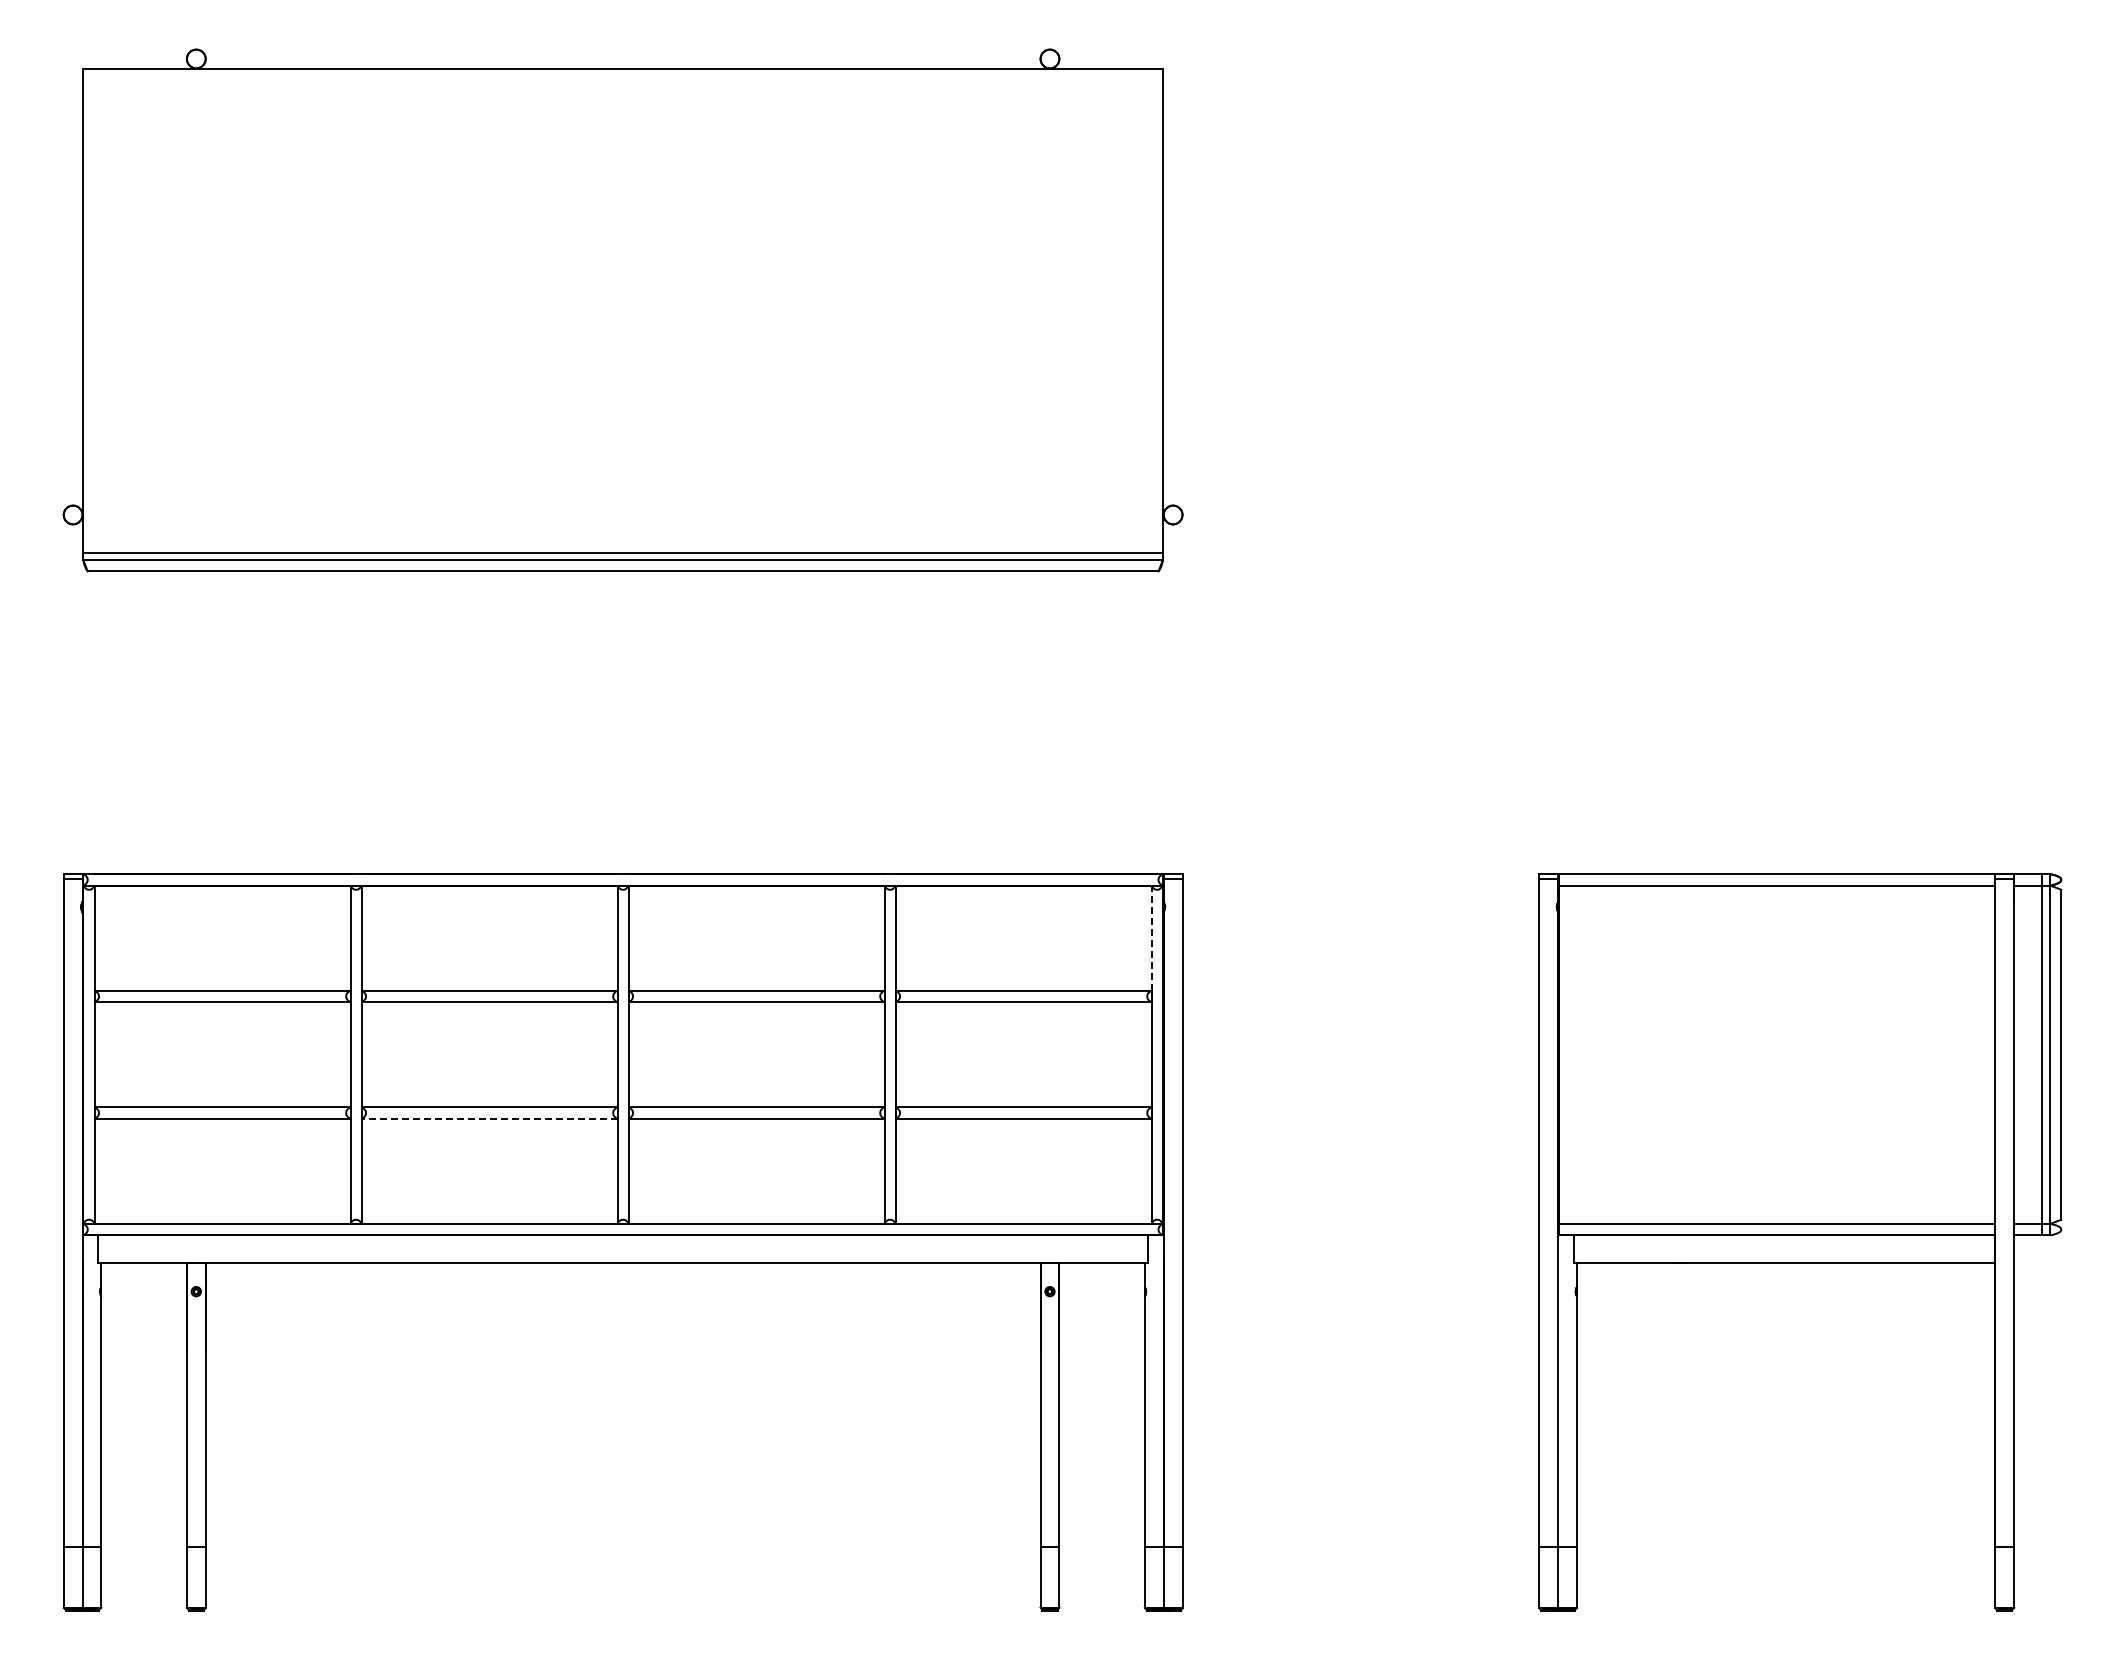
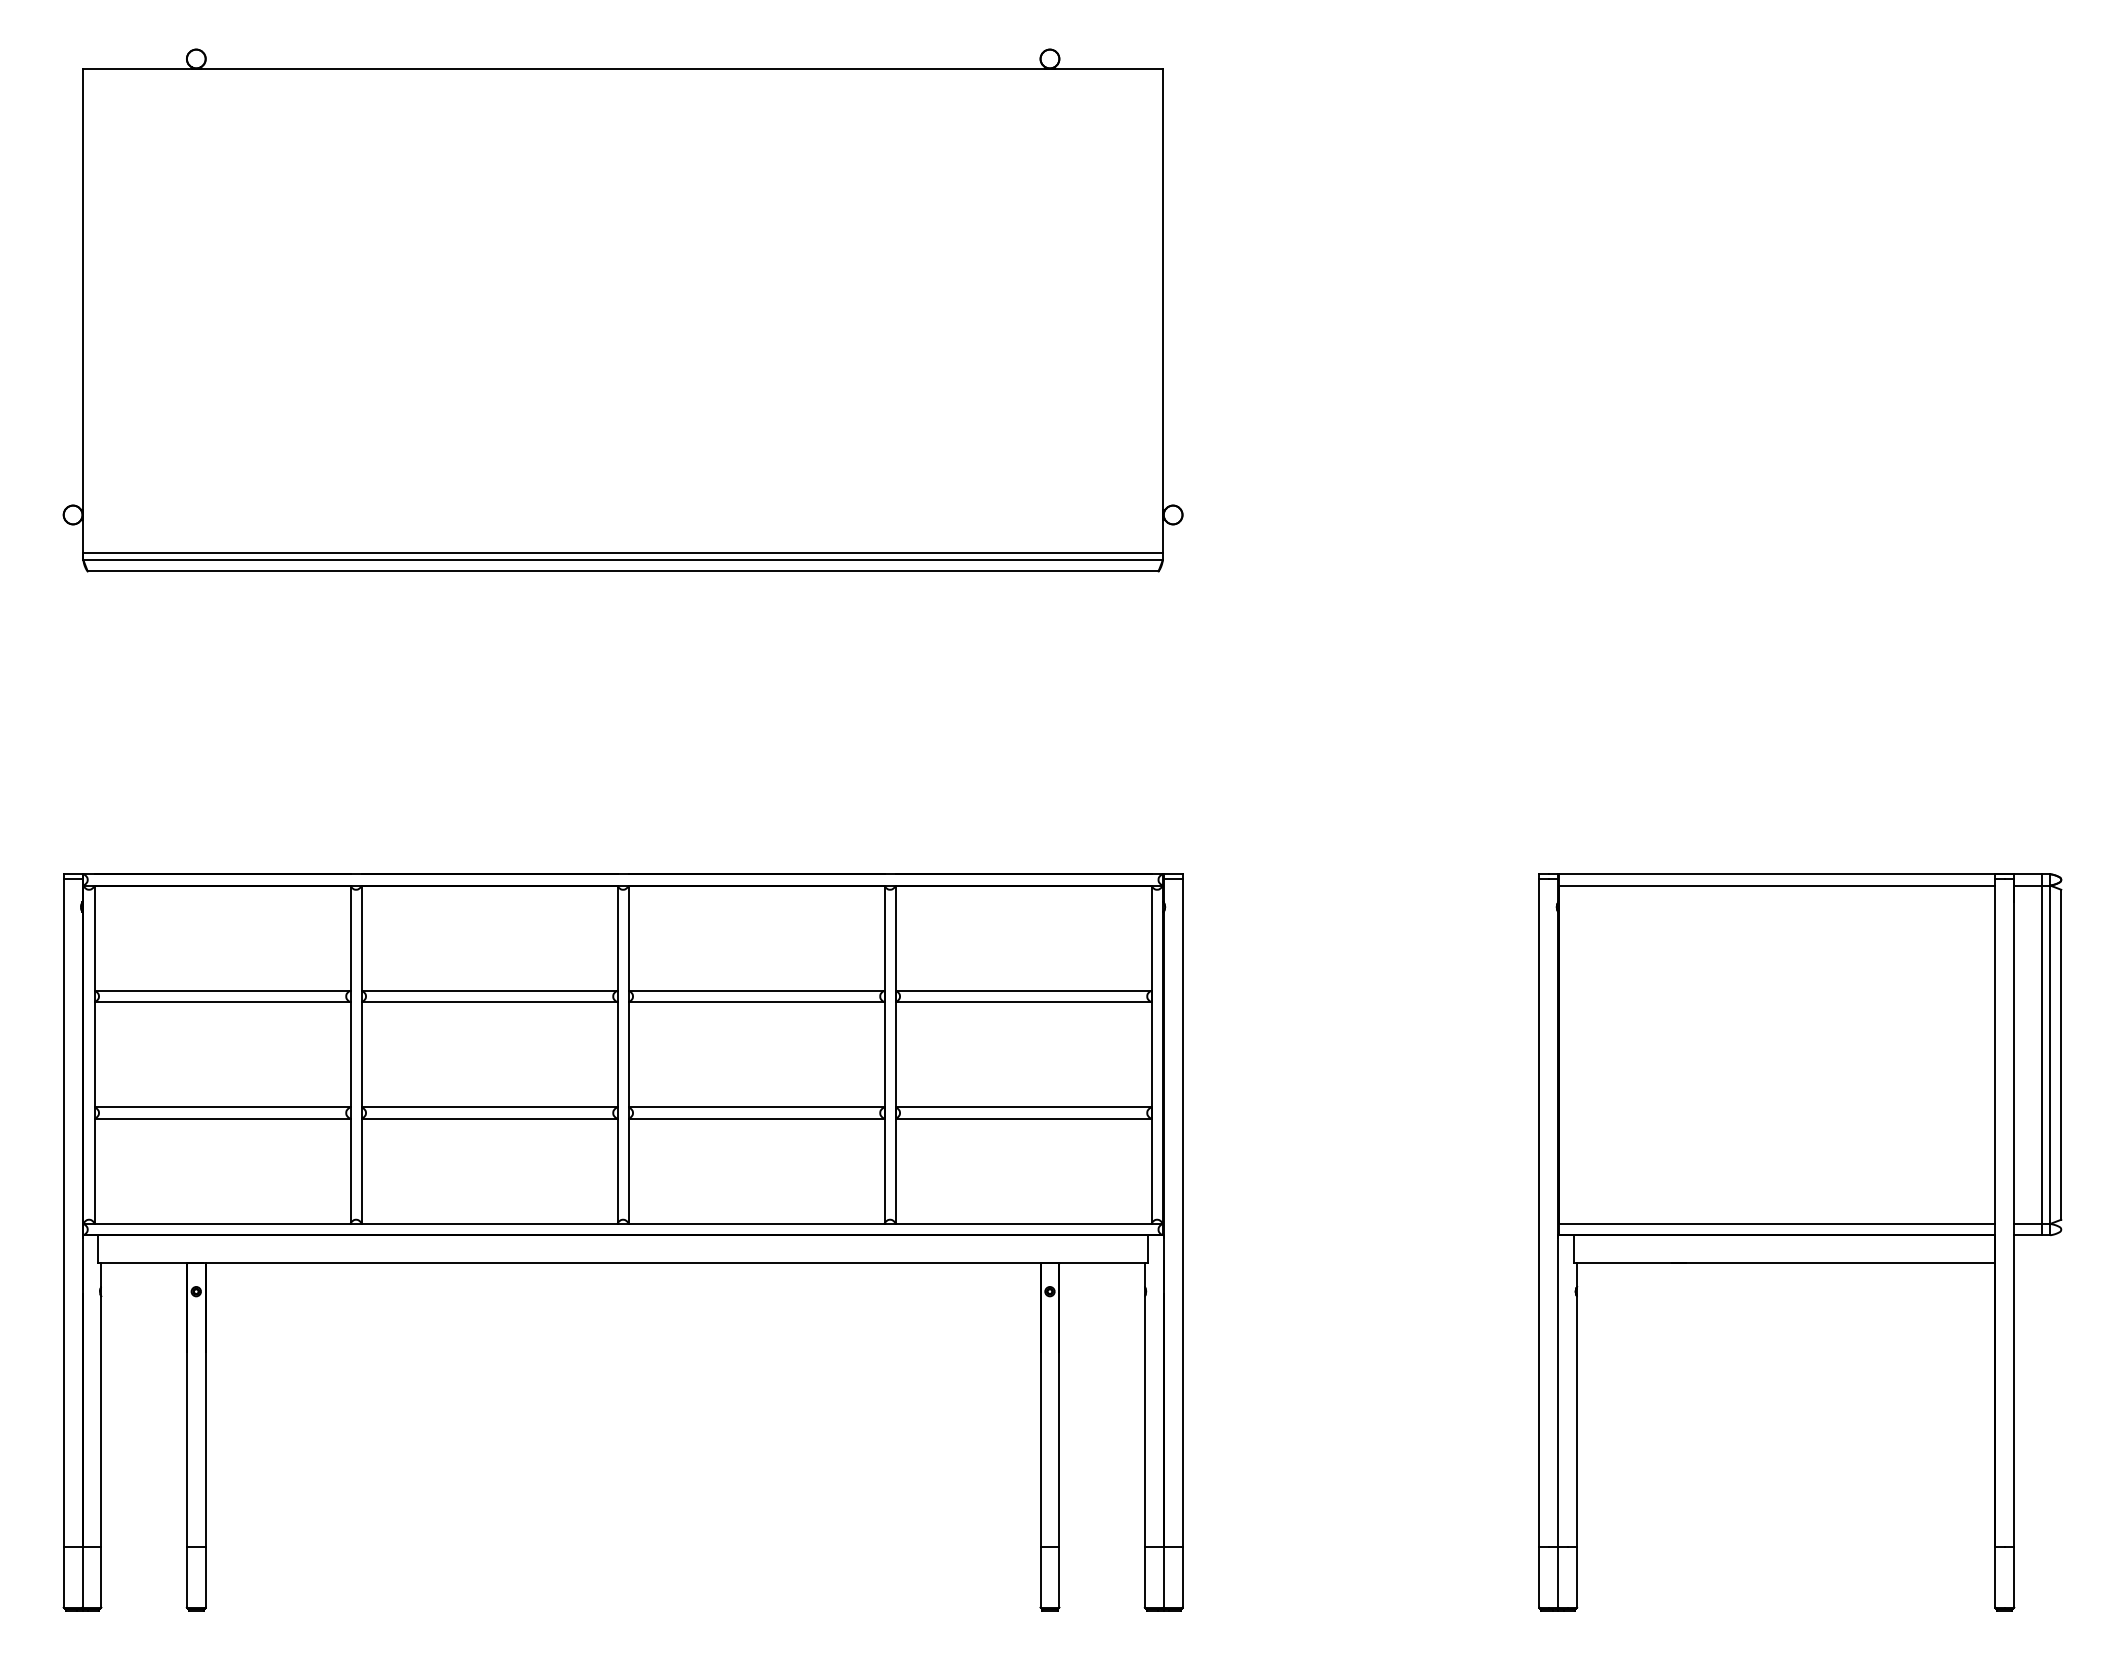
line: dashed -> solid (1151, 938)
line: dashed -> solid (489, 1118)
